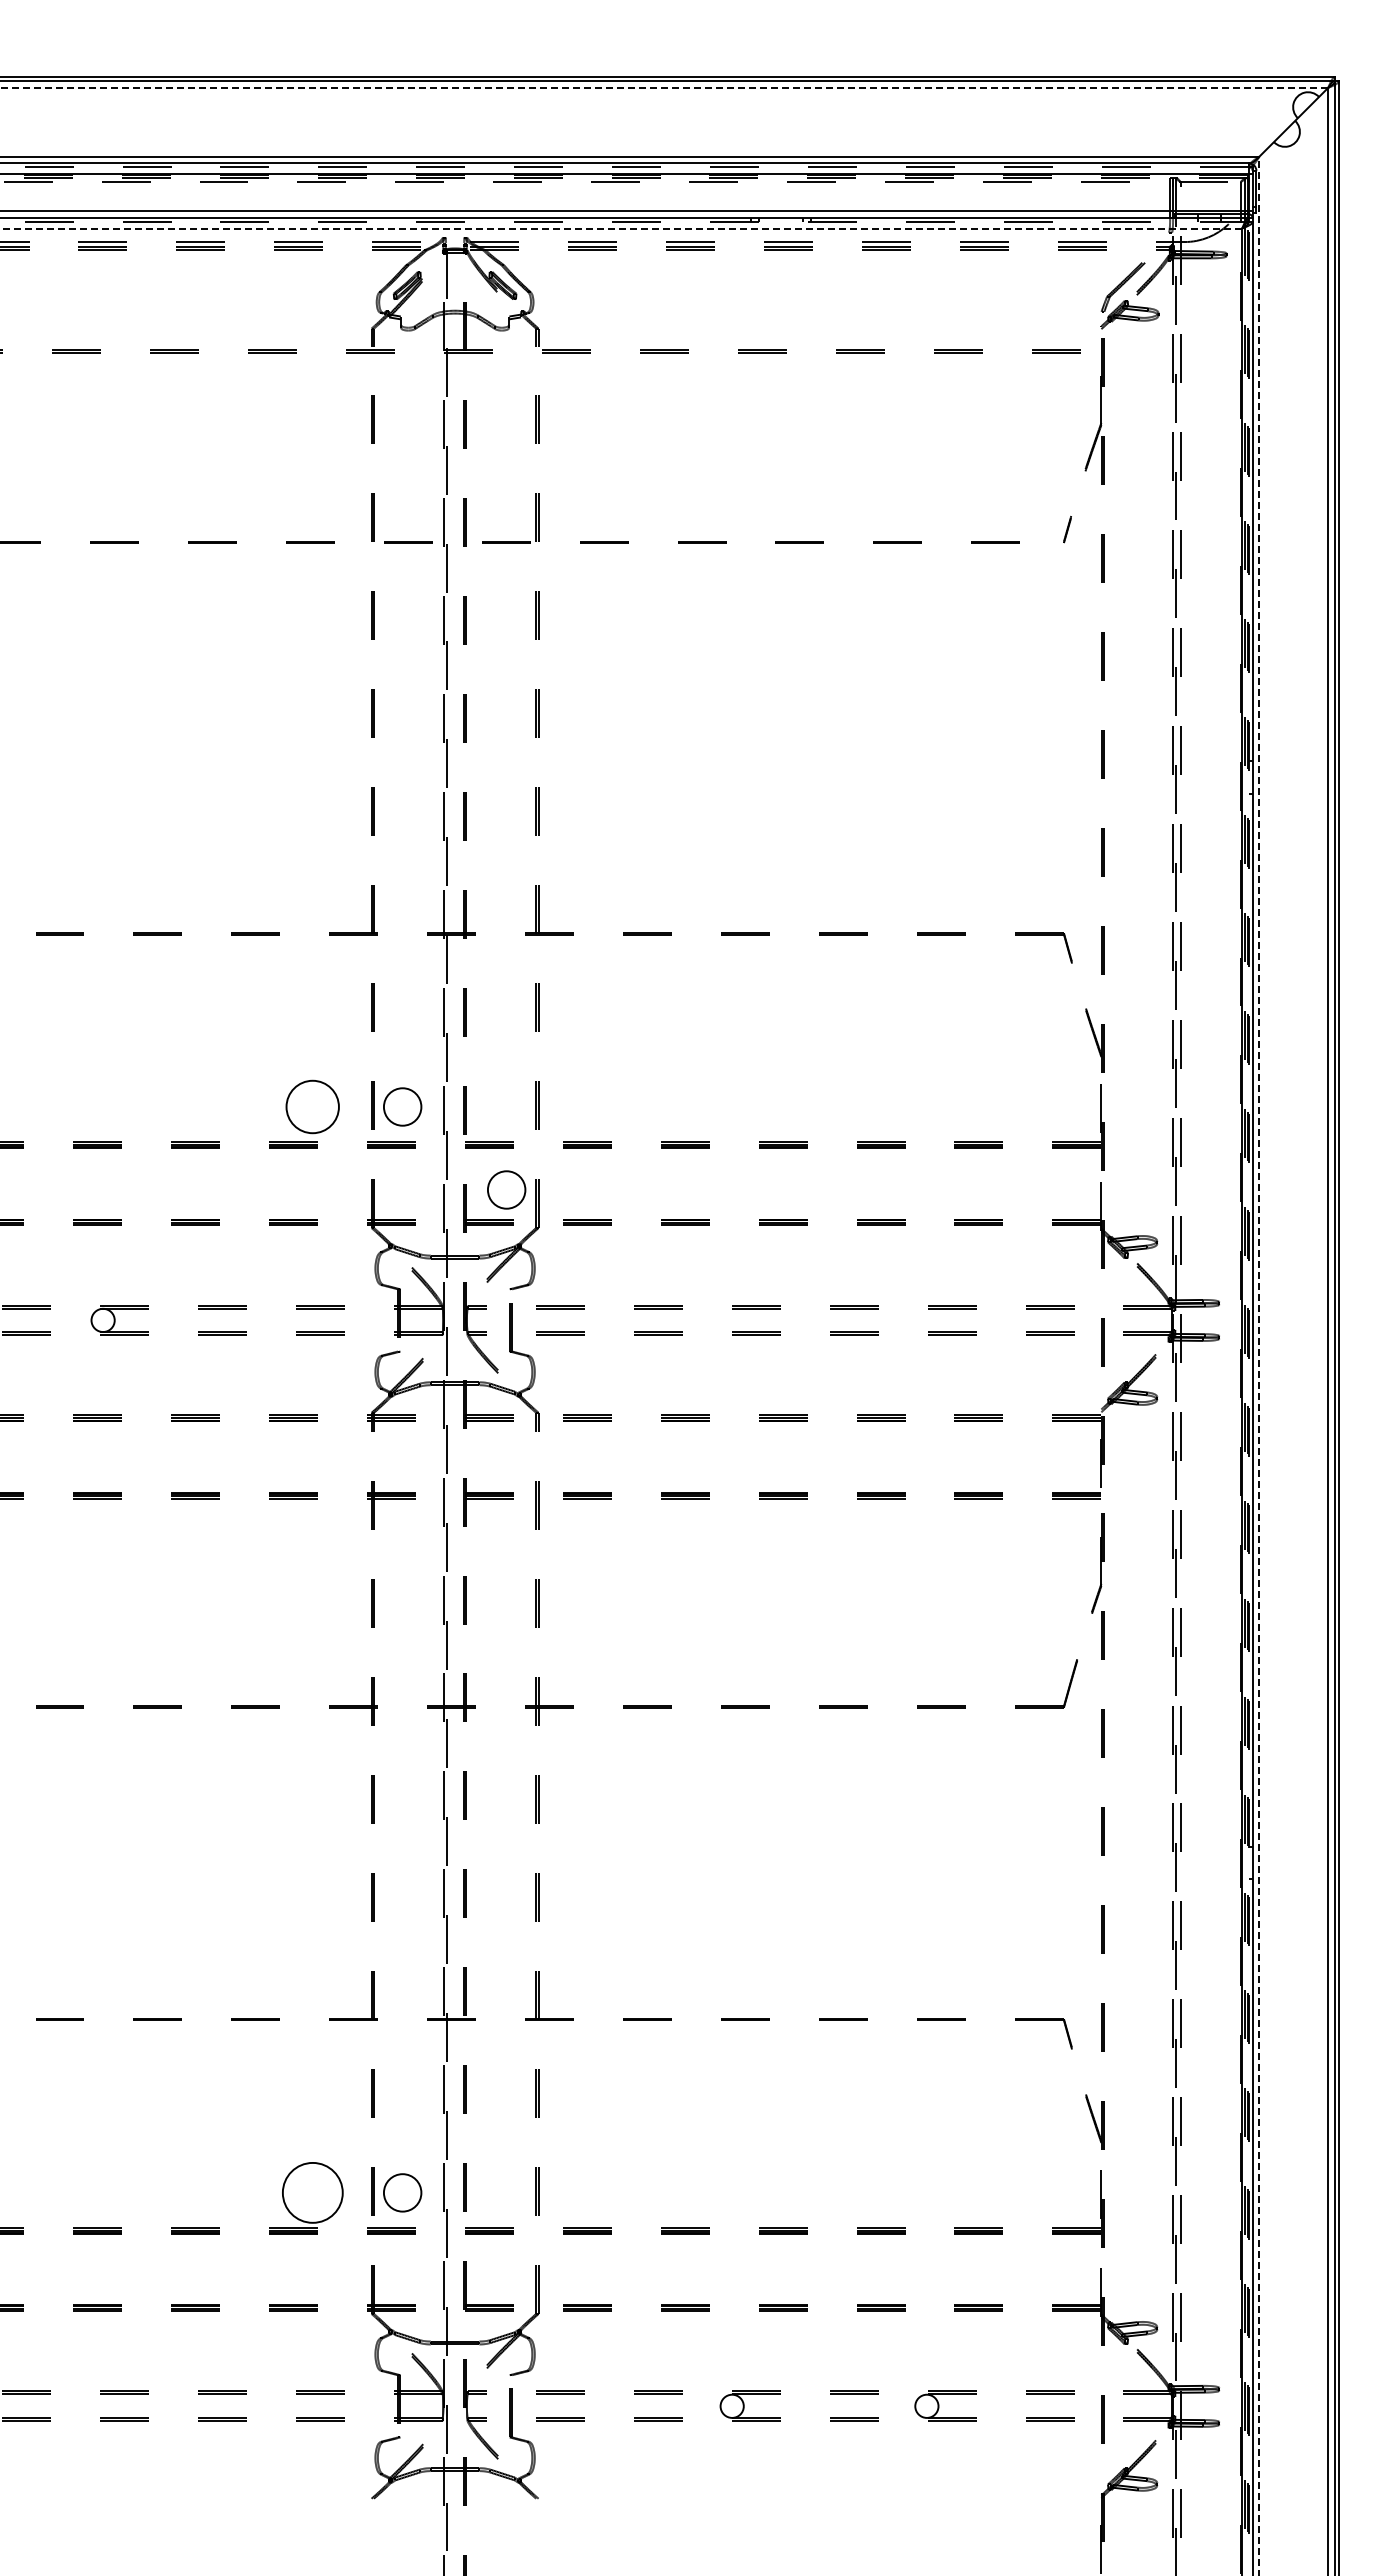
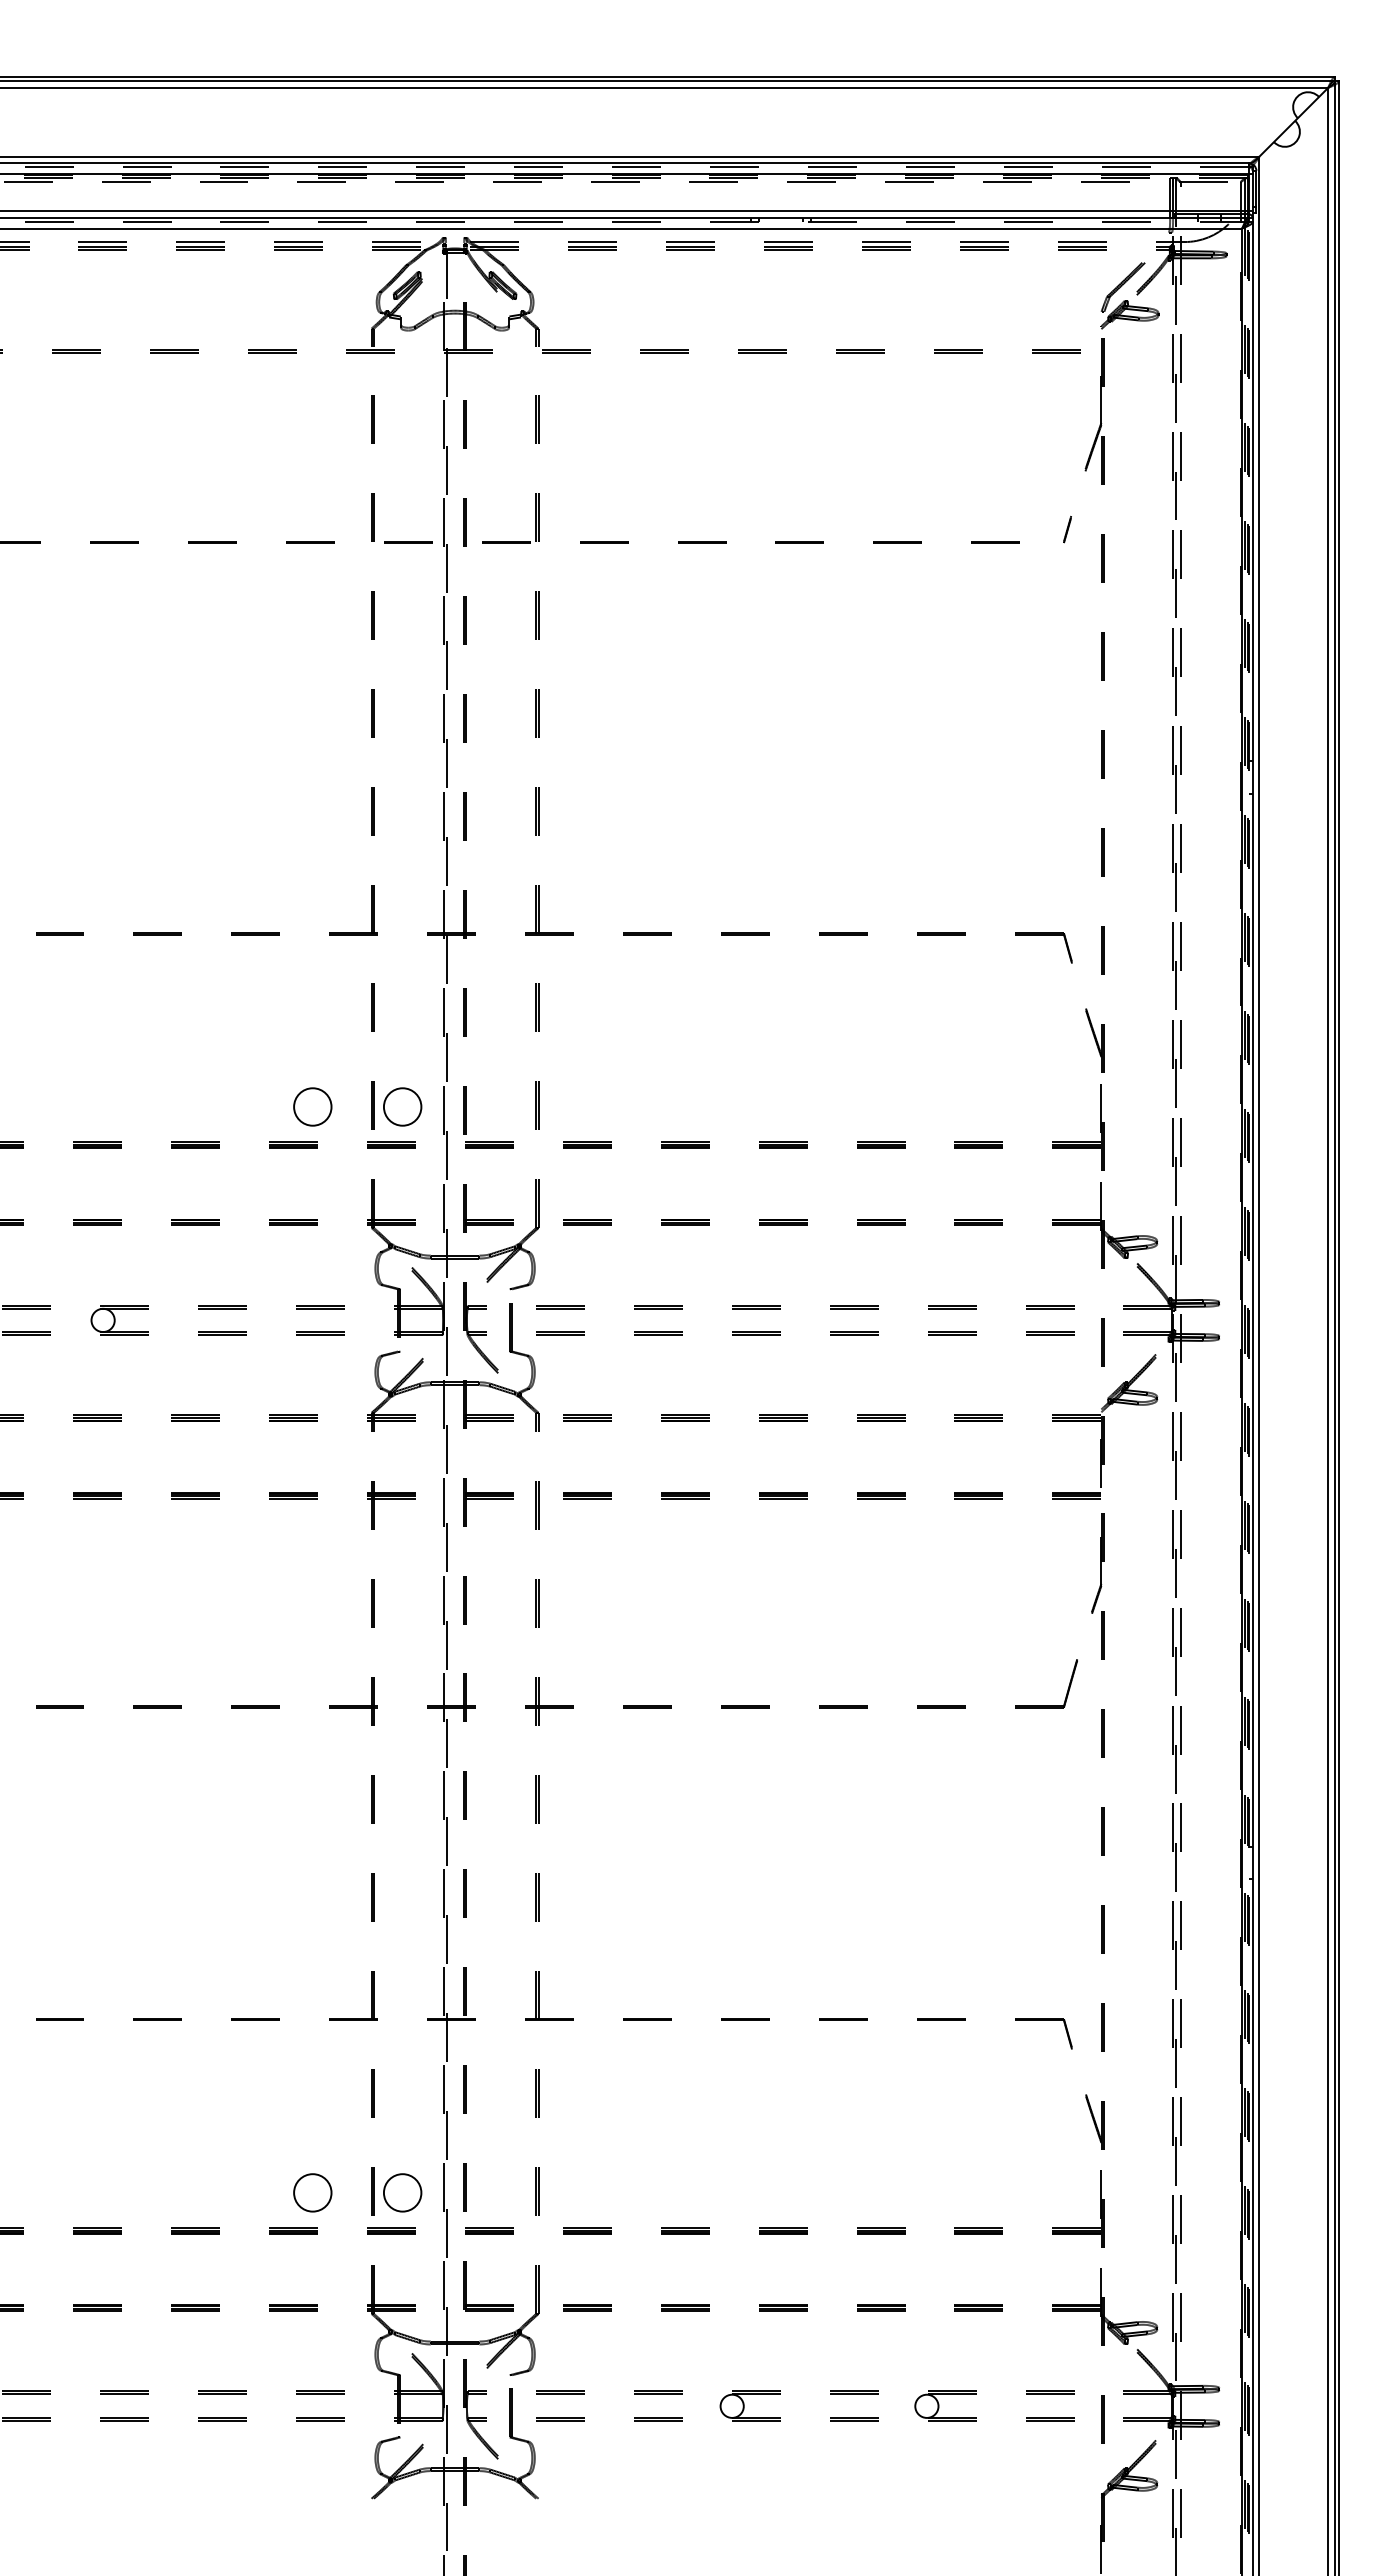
line: dashed -> solid (664, 87)
line: dashed -> solid (621, 228)
circle size: 55x56 px -> 40x40 px (312, 1106)
circle: present -> none (506, 1189)
line: dashed -> solid (1259, 1365)
circle diameter: 60 px -> 37 px (312, 2192)
